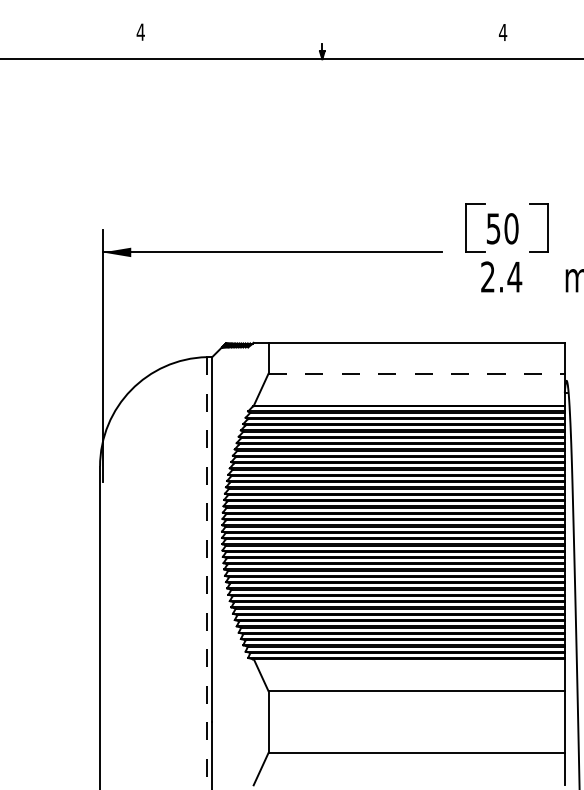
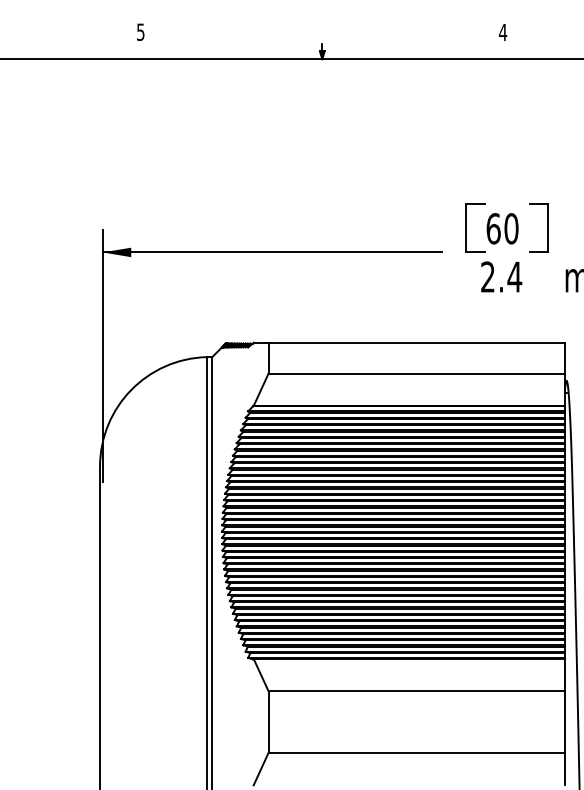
text: 4 -> 5 (140, 31)
text: 50 -> 60 (493, 228)
line: dashed -> solid (417, 373)
line: dashed -> solid (206, 573)
